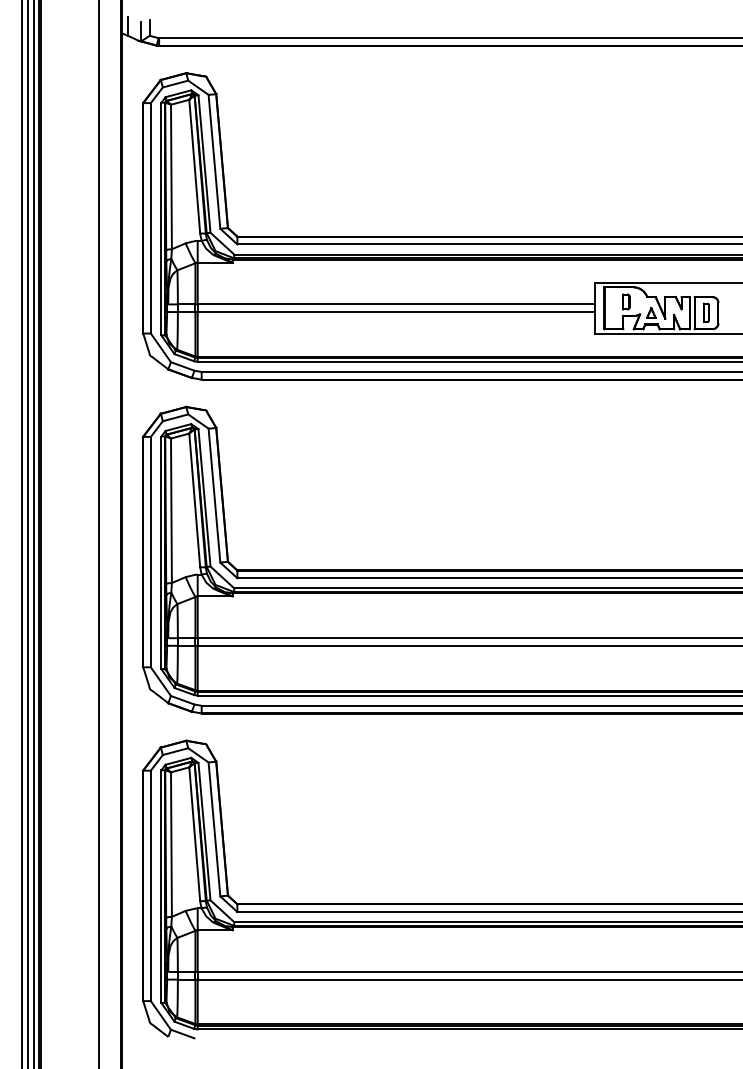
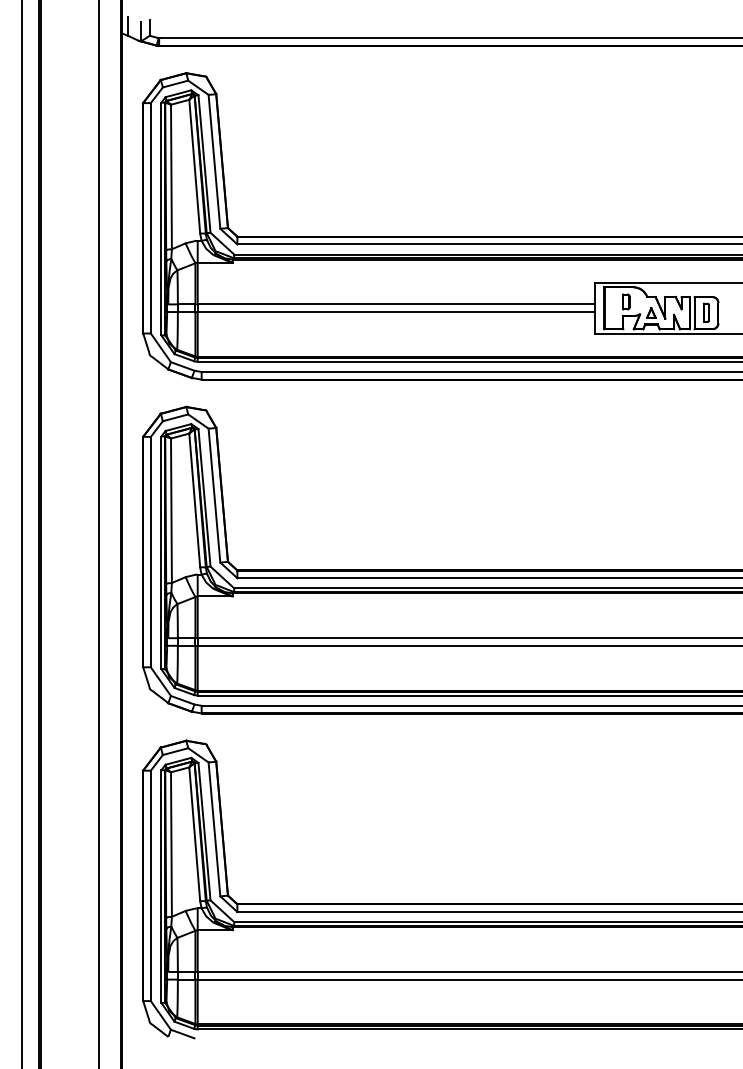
line: present -> none (27, 533)
line: present -> none (33, 533)
